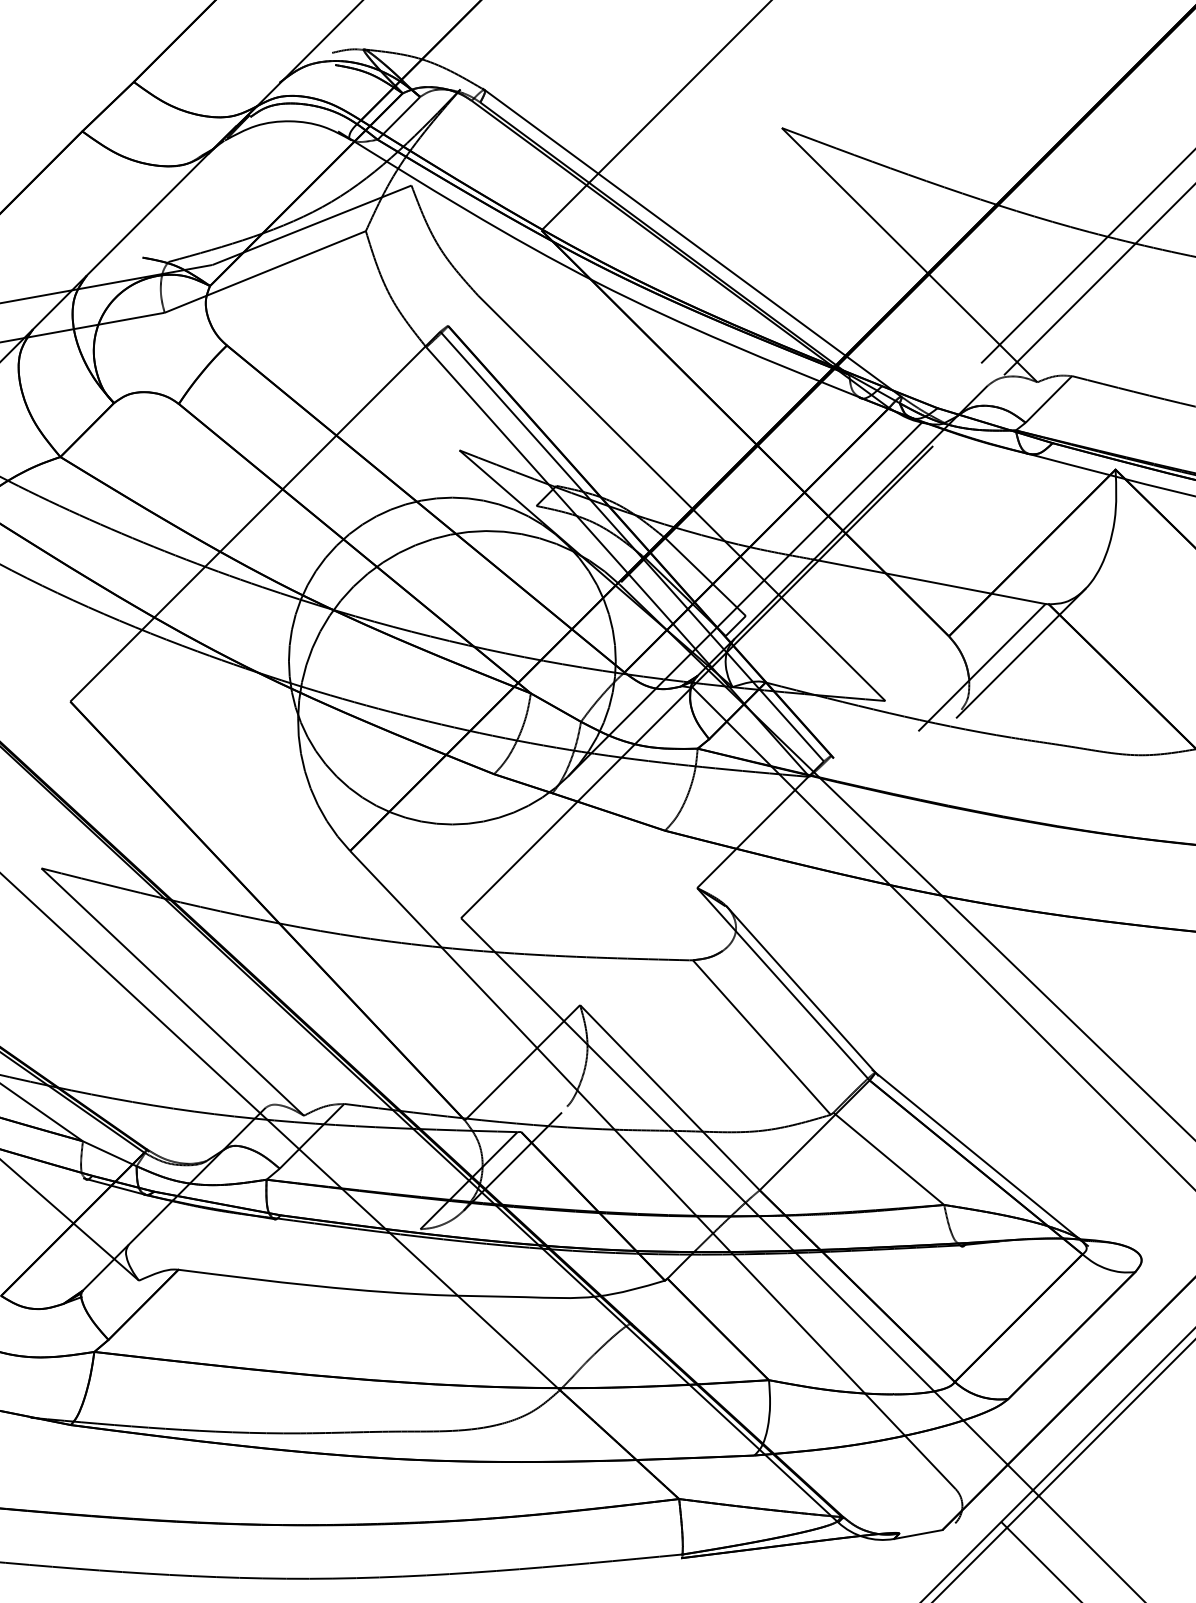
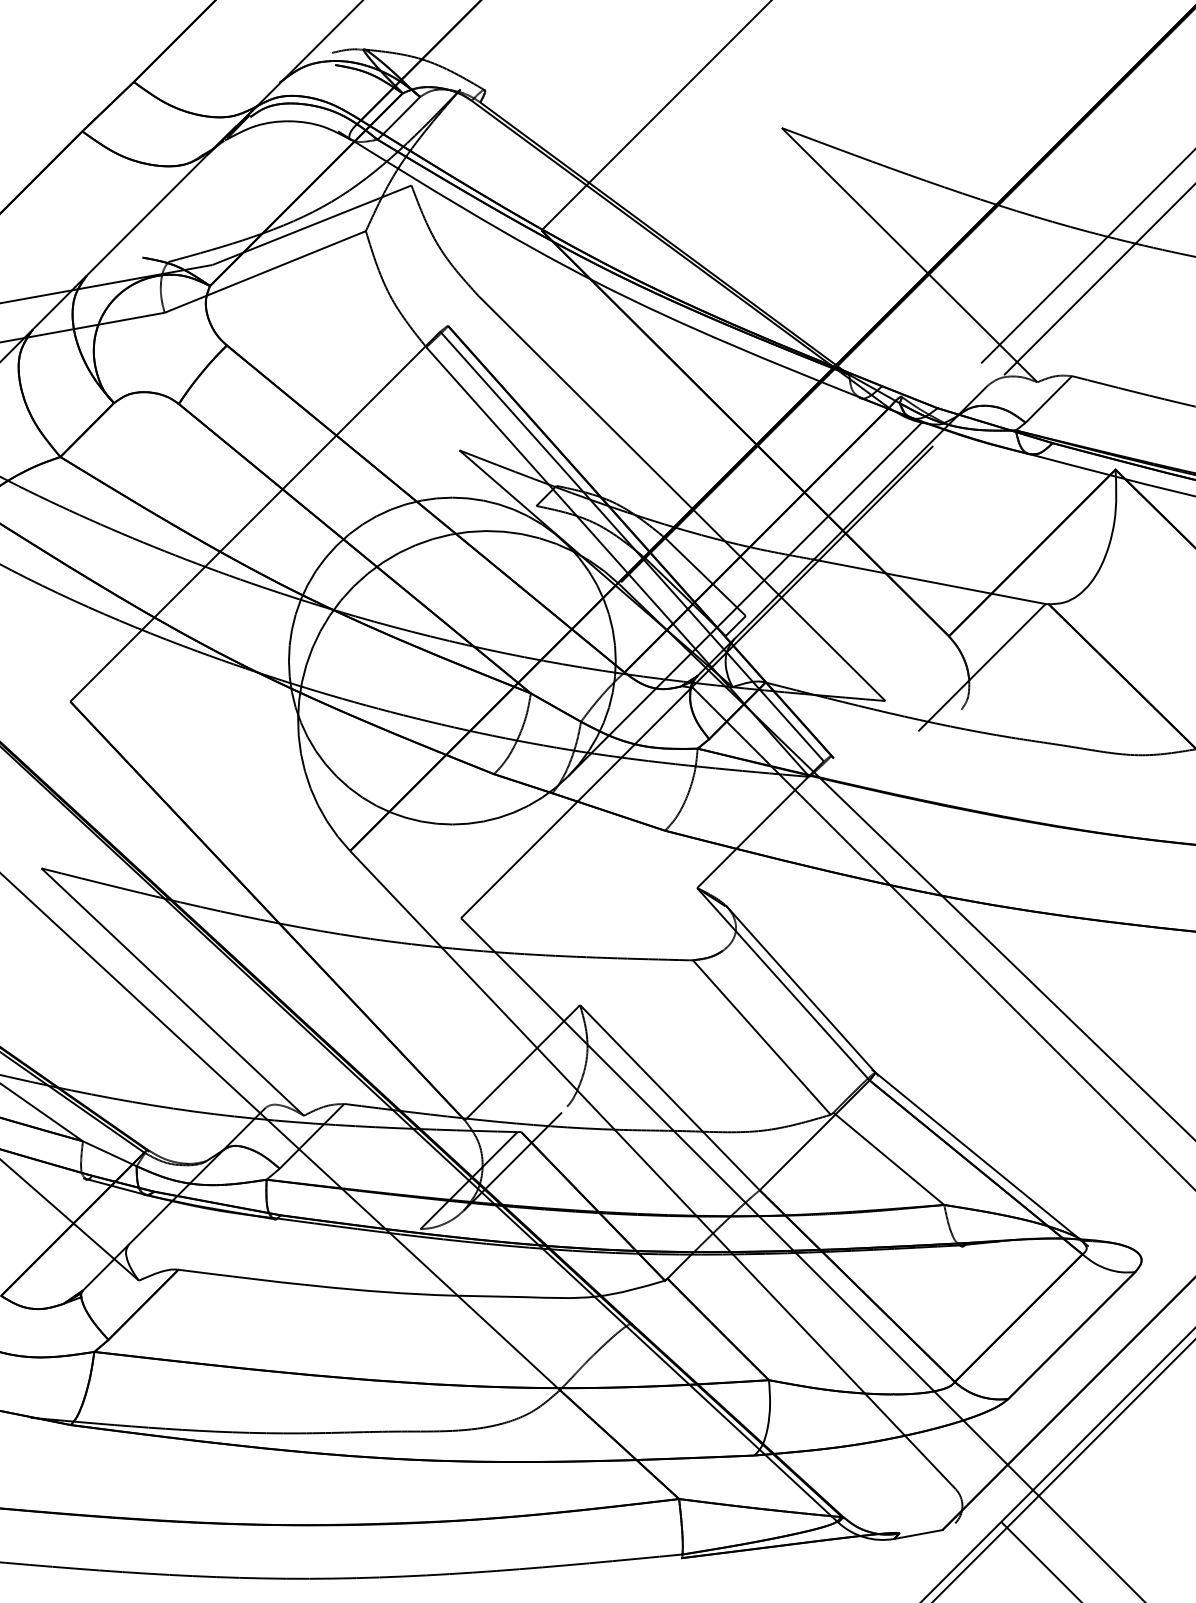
line: present -> none (691, 242)
line: present -> none (1021, 653)
